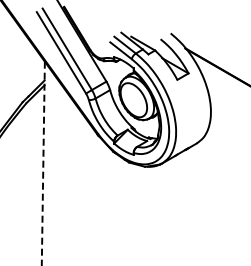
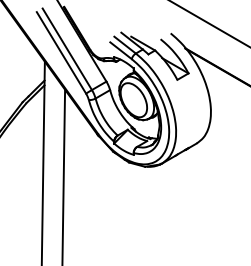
line: none -> present (209, 23)
line: dashed -> solid (43, 164)
line: none -> present (63, 175)
